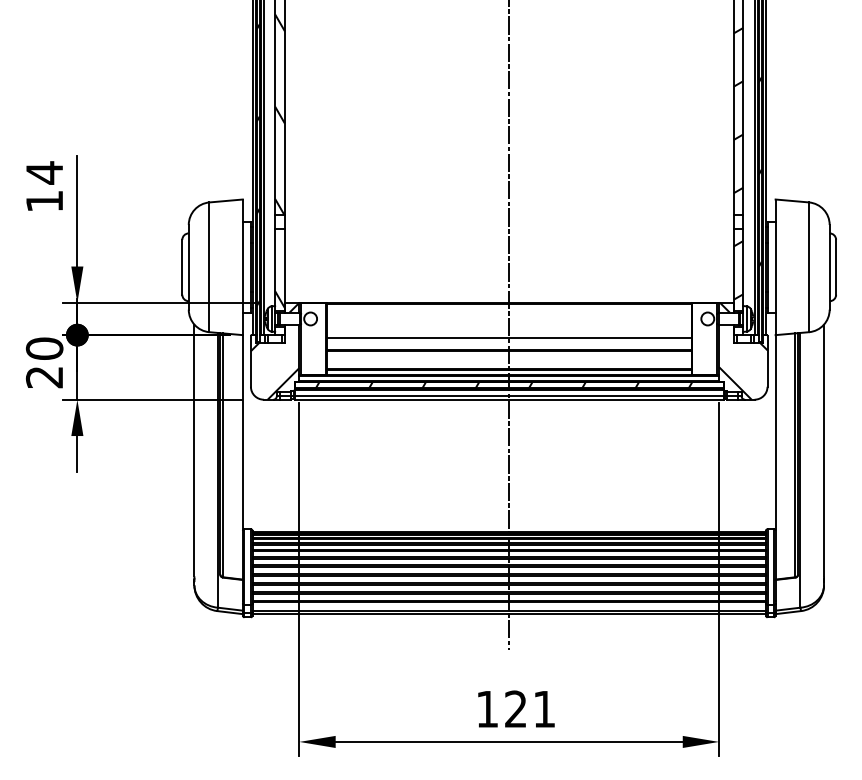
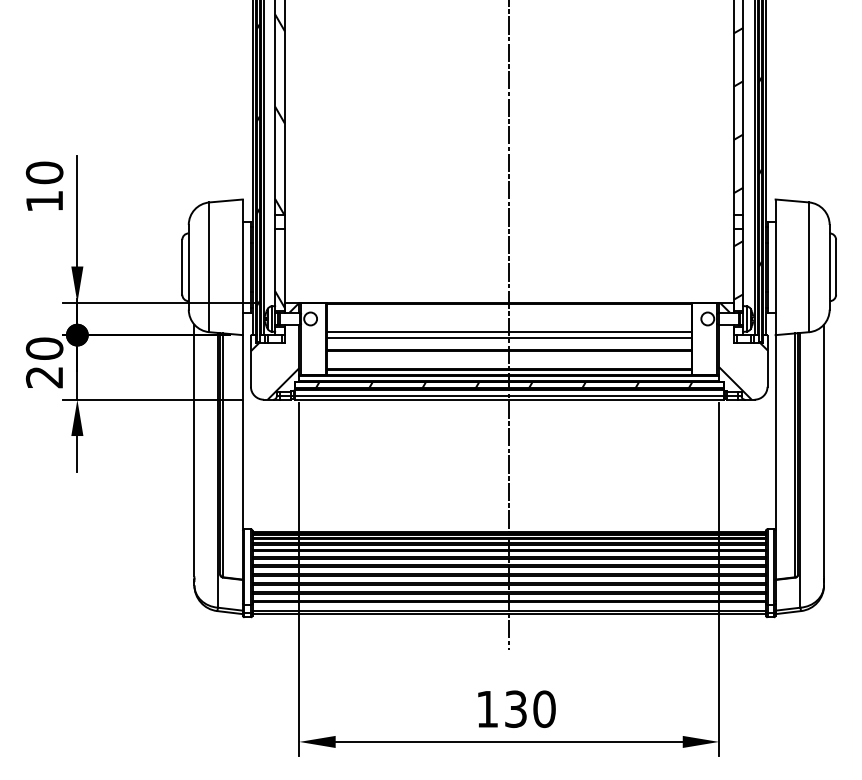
text: 14 -> 10 (44, 172)
line: none -> present (508, 331)
text: 121 -> 130 (530, 709)
